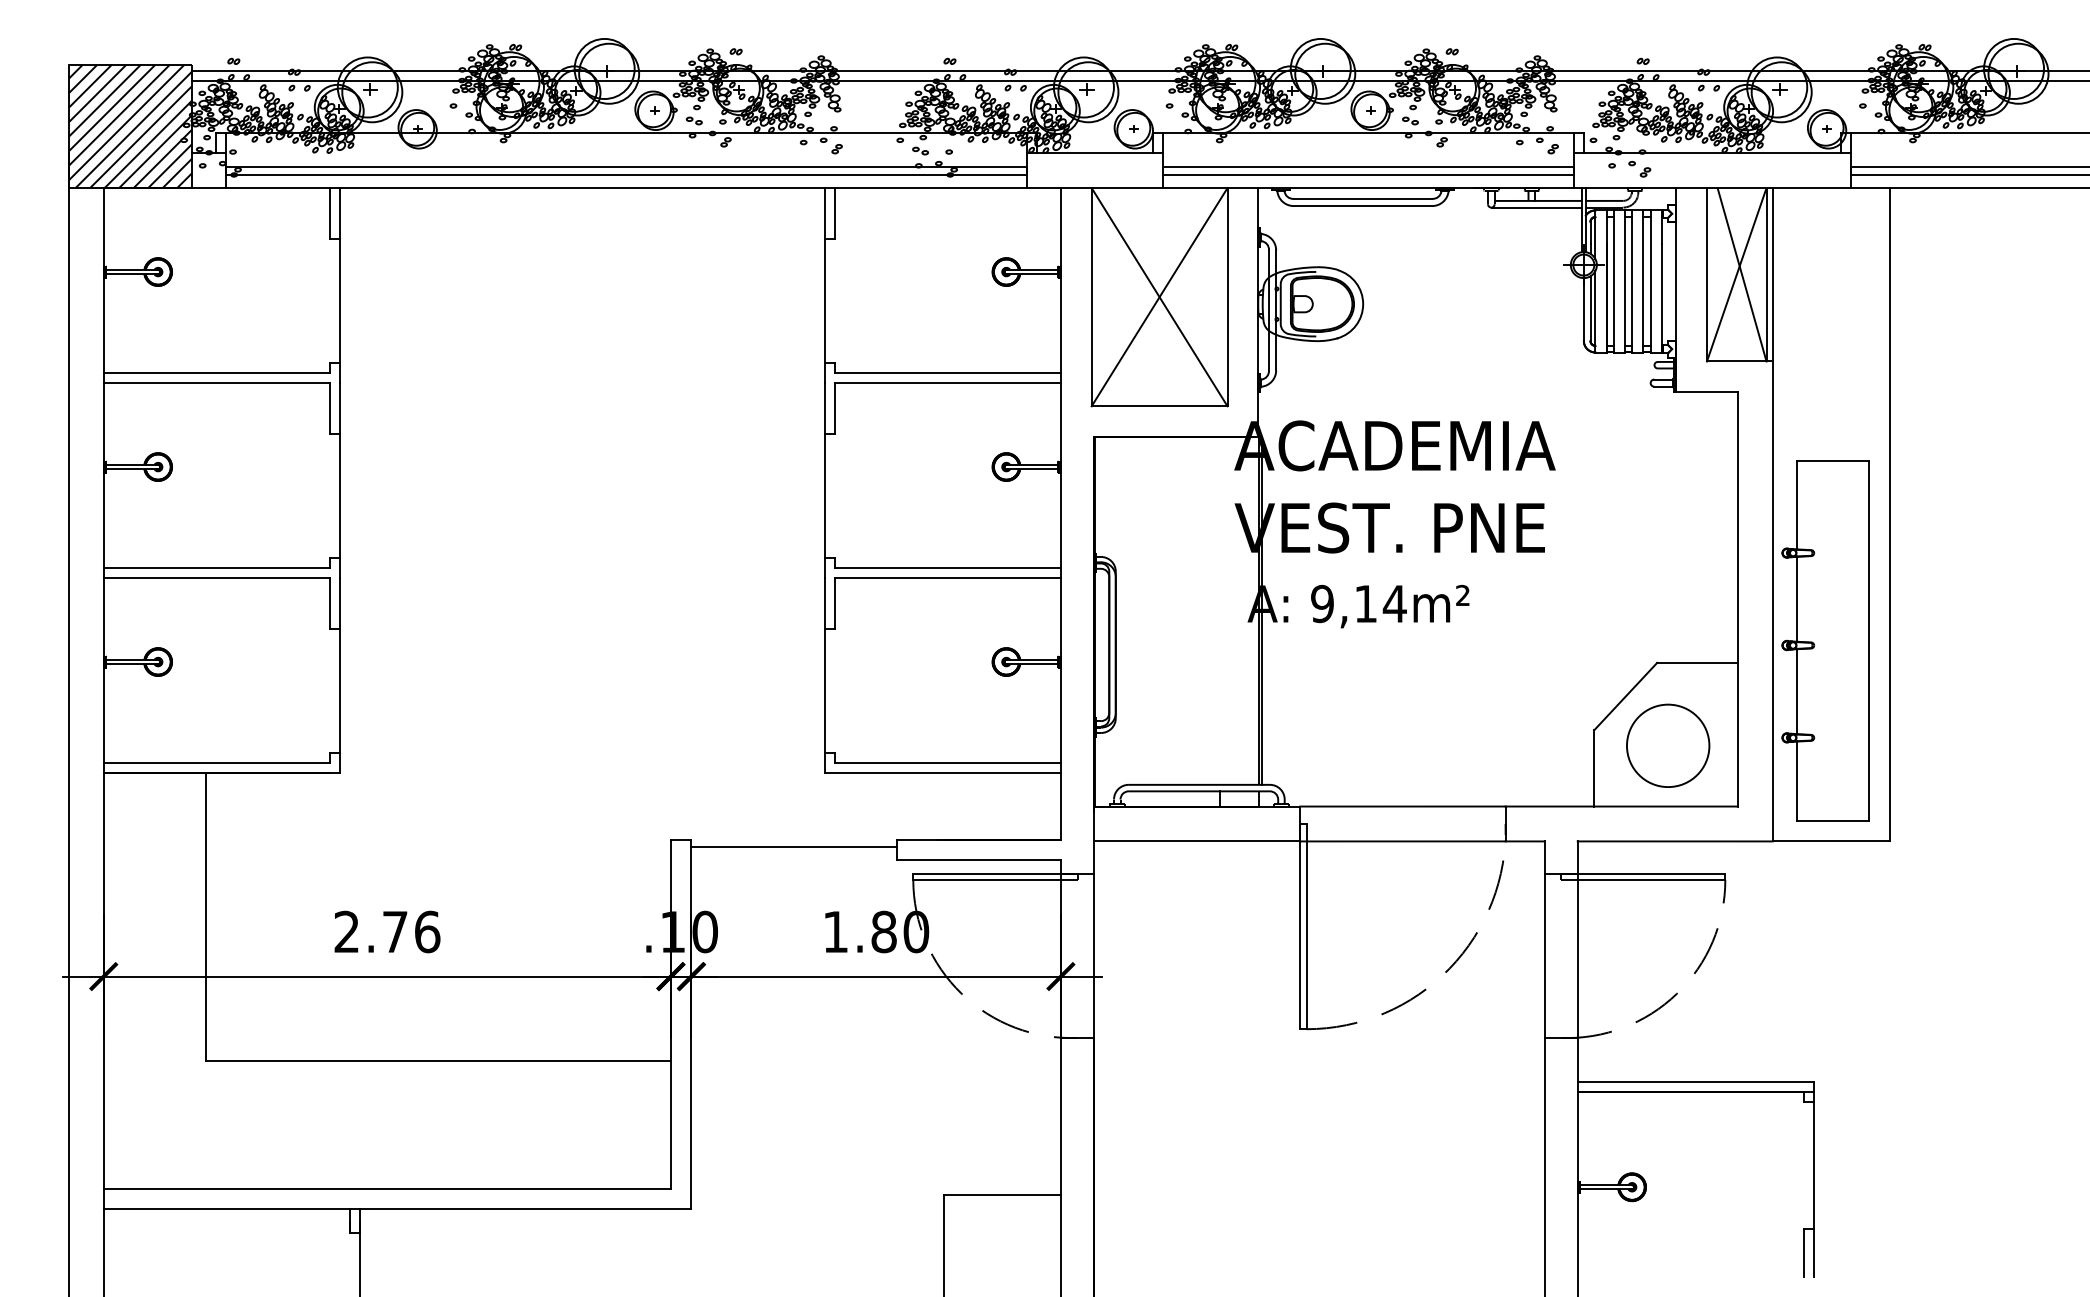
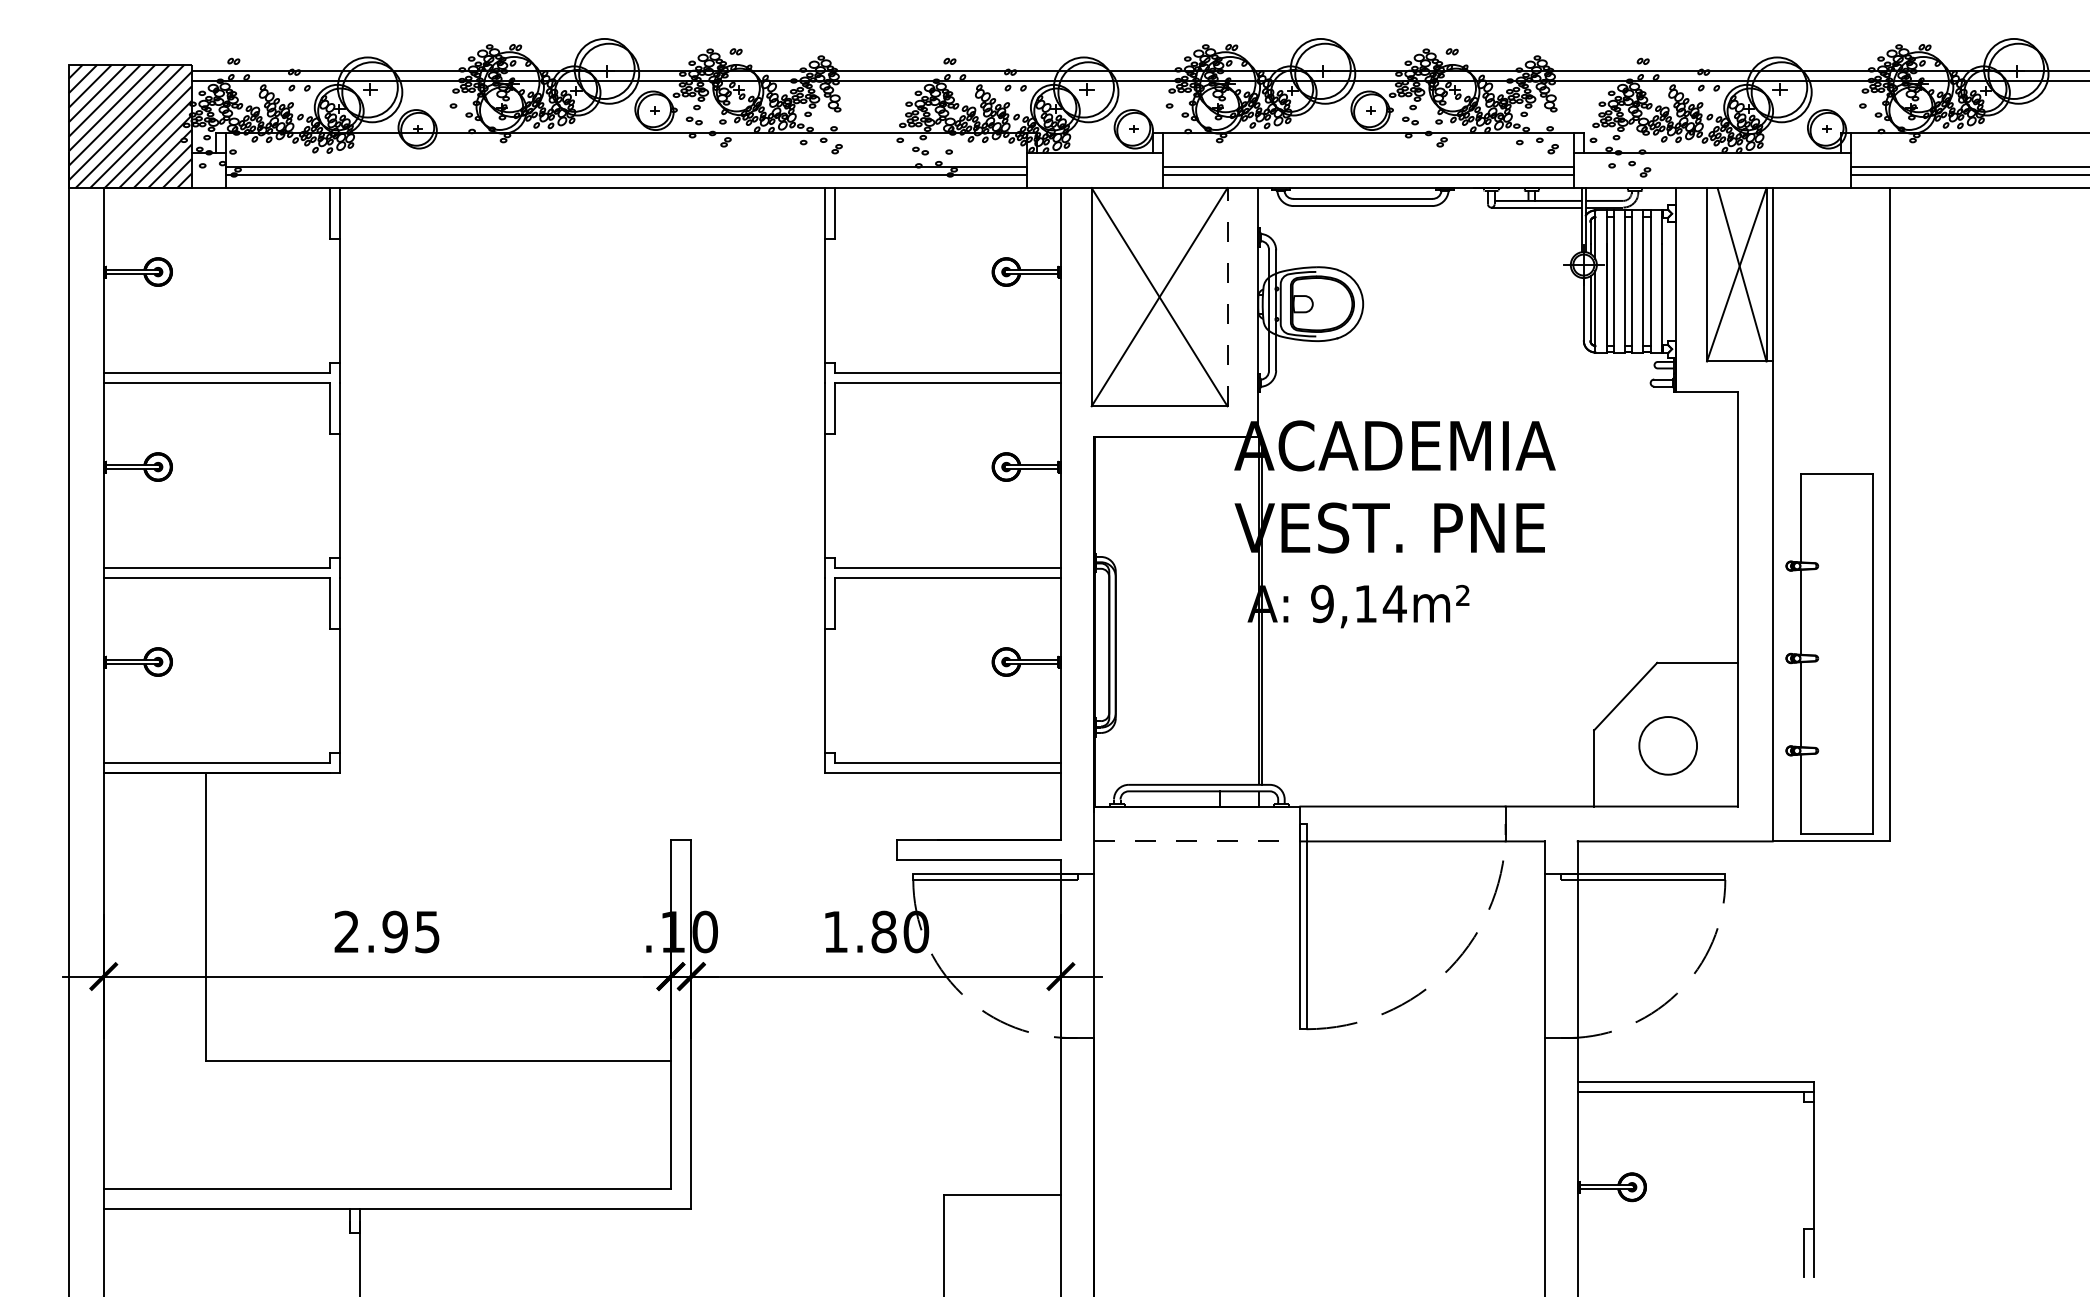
line: solid -> dashed (1227, 296)
part position: (1825, 640) -> (1829, 653) (1829, 653)
circle diameter: 82 px -> 58 px (1668, 745)
line: solid -> dashed (1197, 841)
line: present -> none (793, 847)
text: 2.76 -> 2.95 (411, 931)
